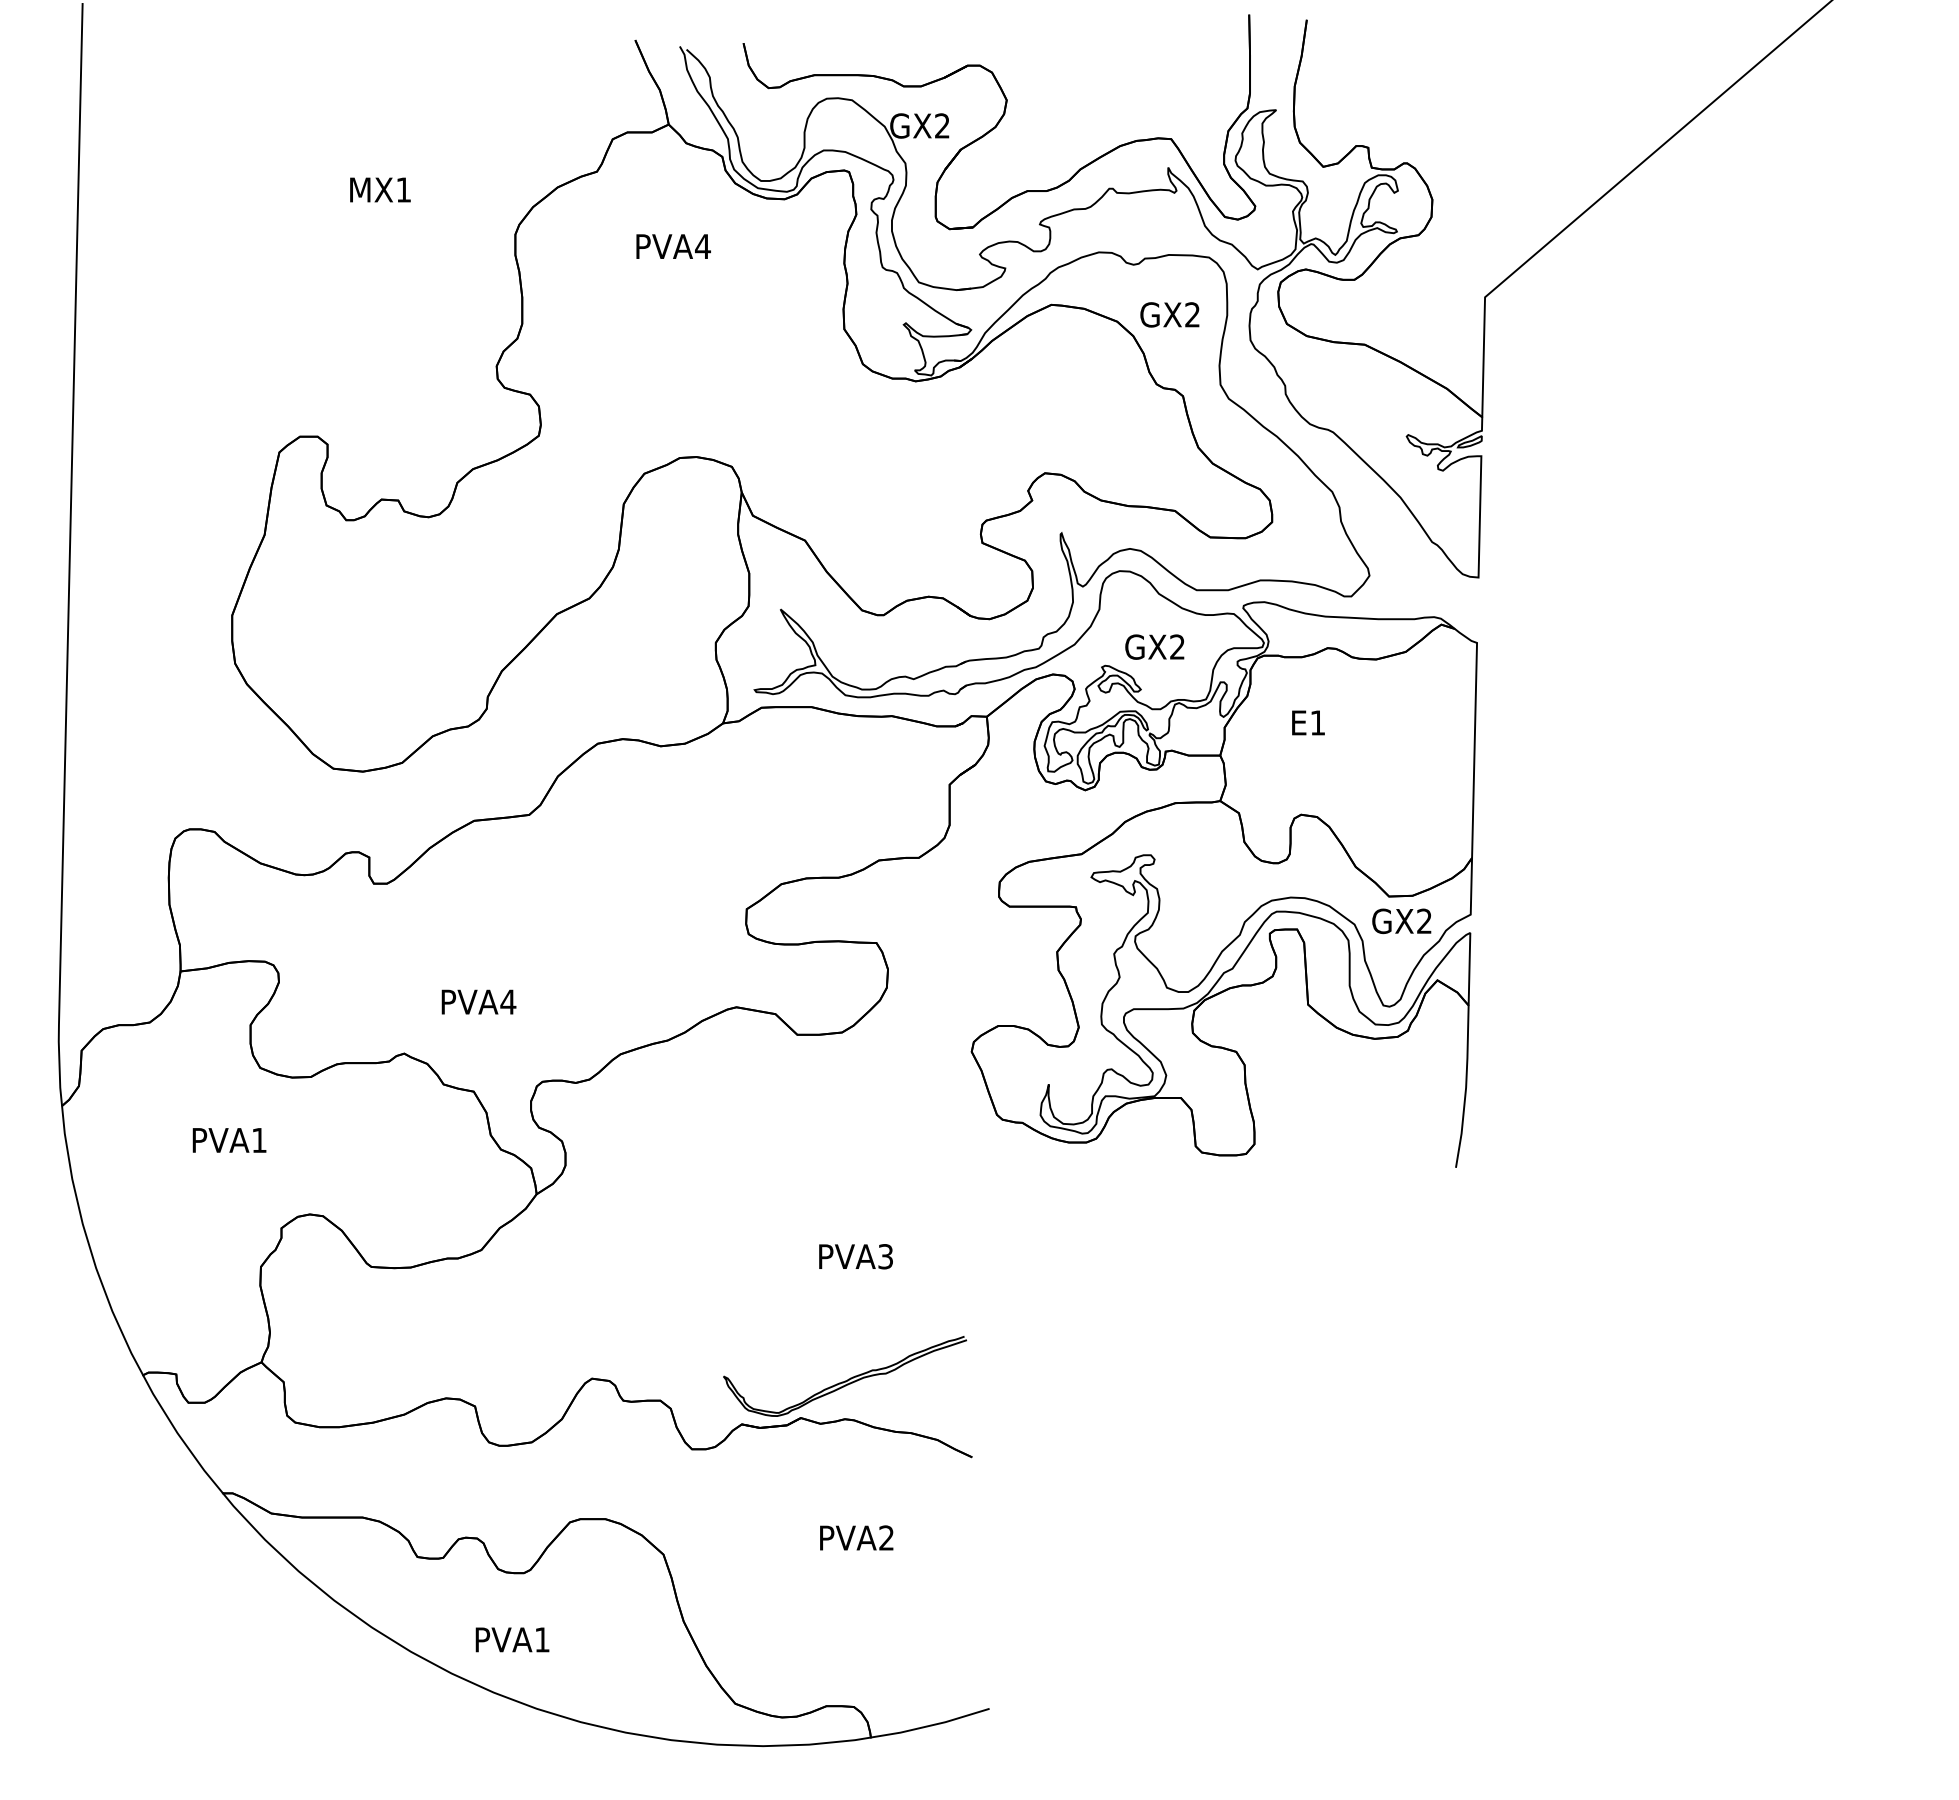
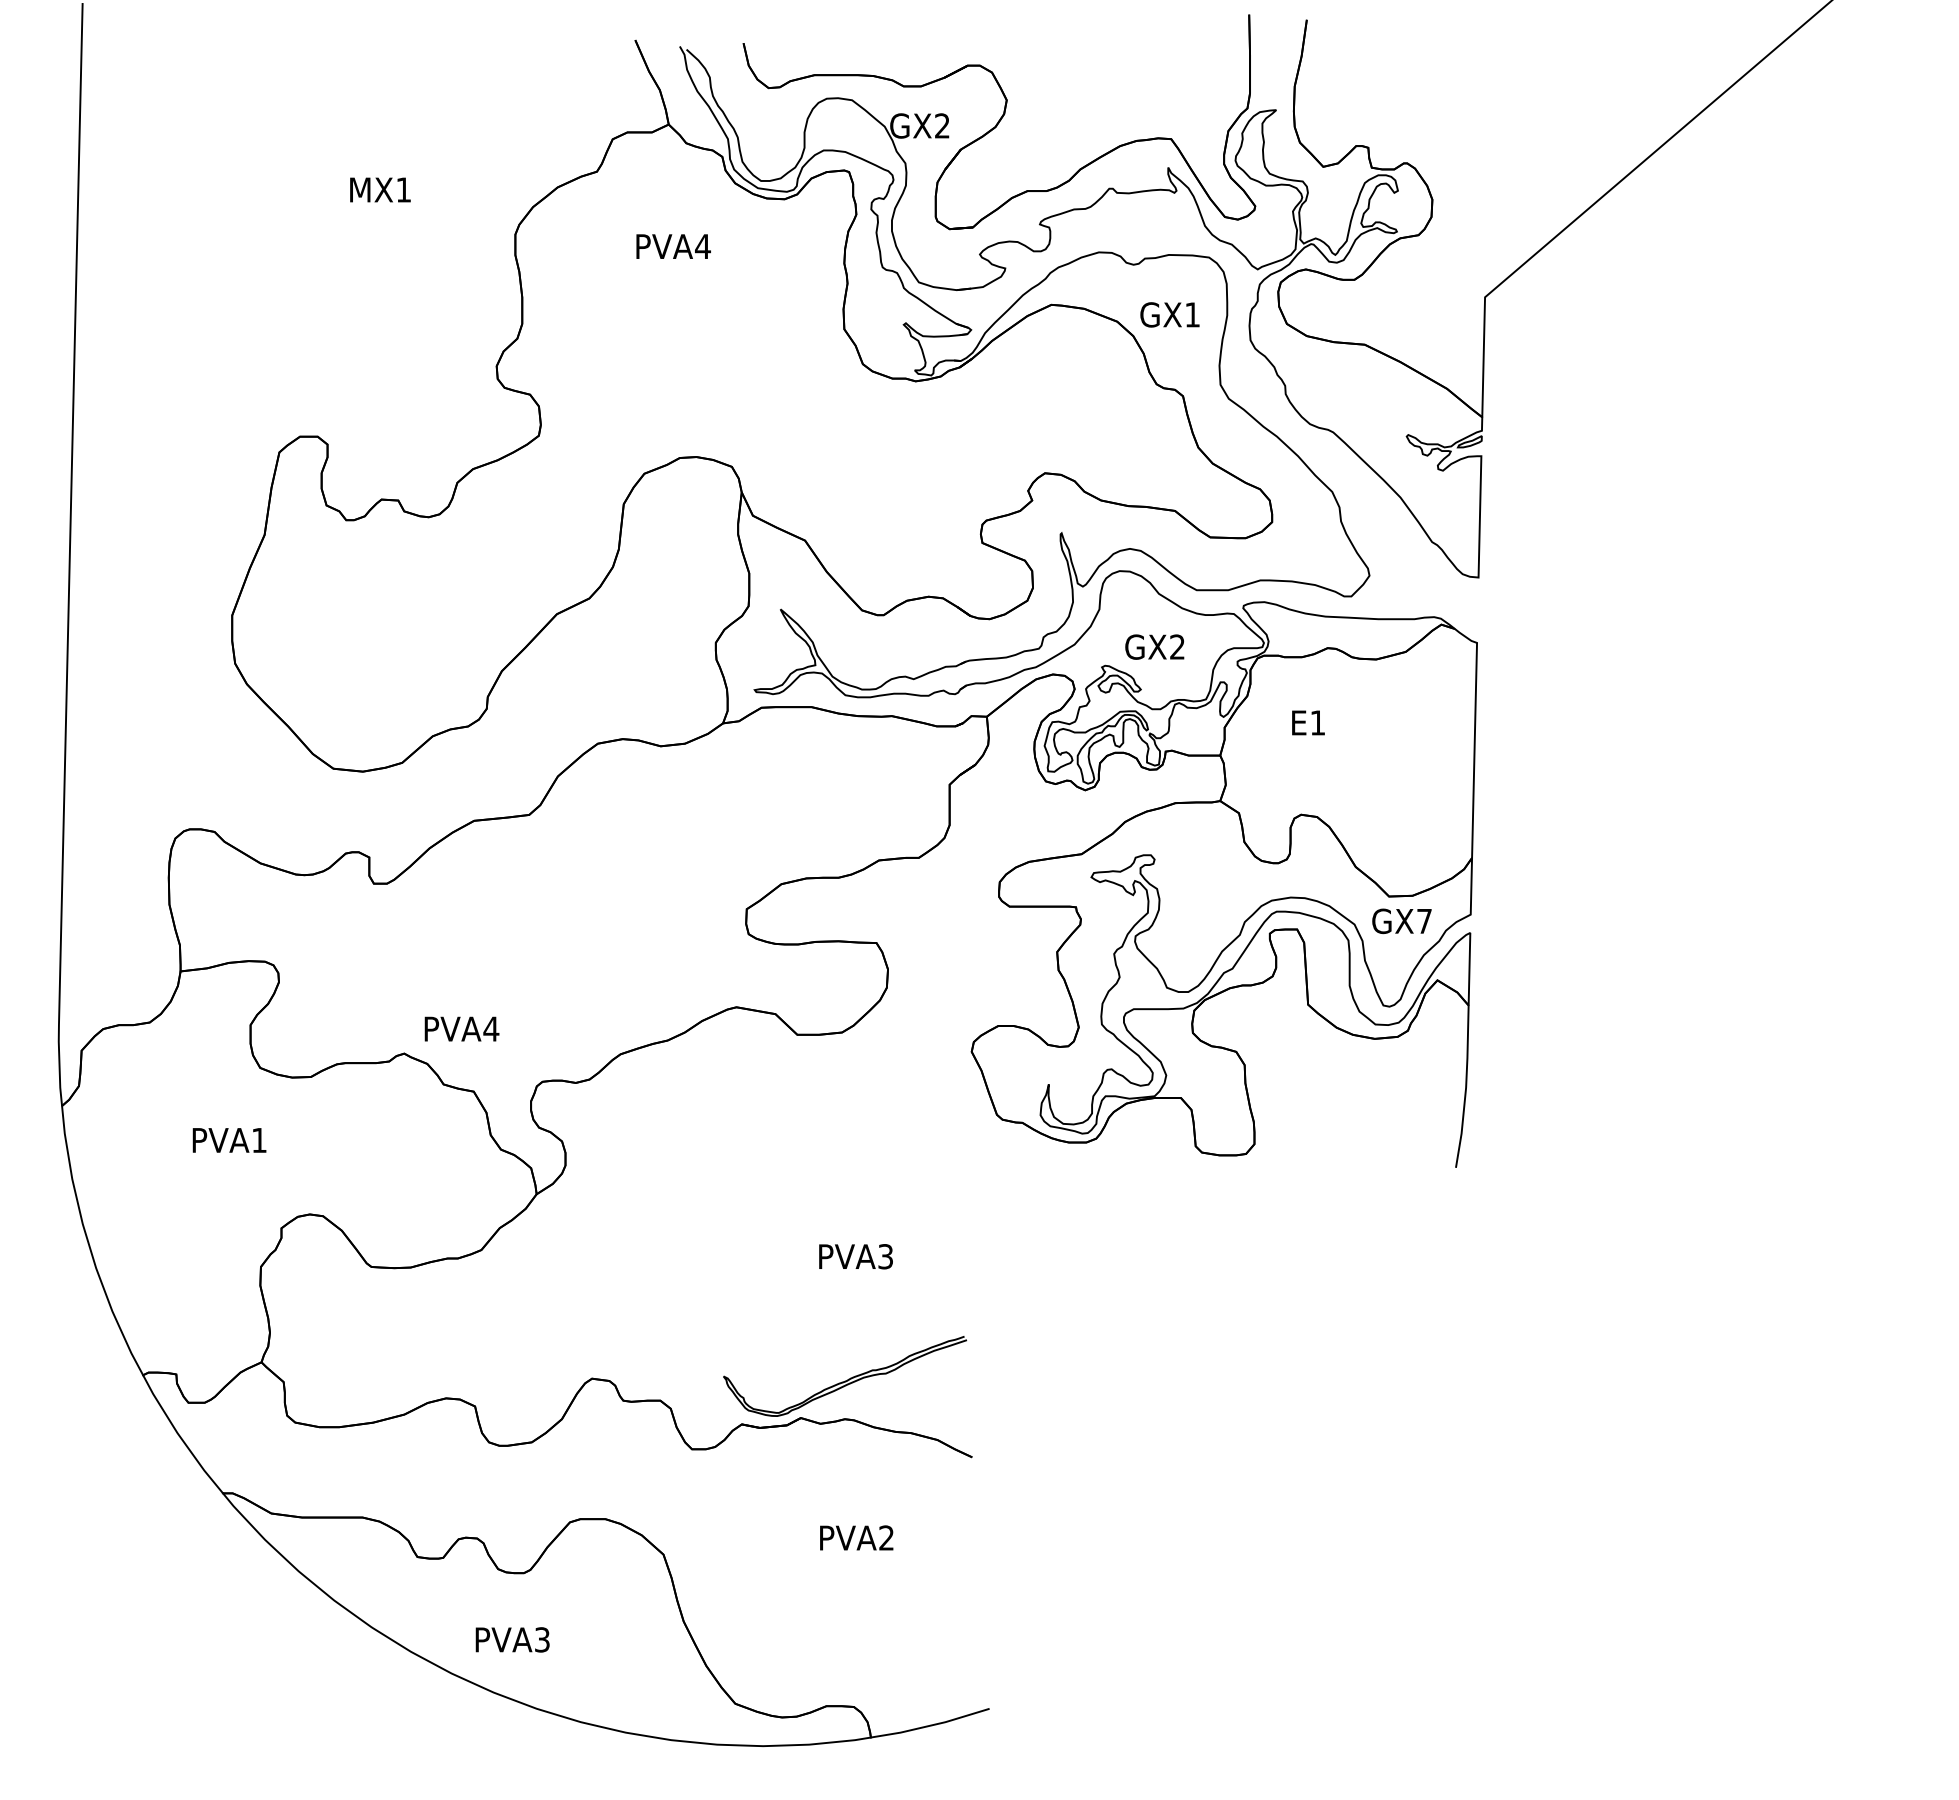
text: GX2 -> GX1 (1192, 314)
text: GX2 -> GX7 (1424, 920)
text position: (478, 1001) -> (461, 1028) (461, 1028)
text: PVA1 -> PVA3 (542, 1639)
